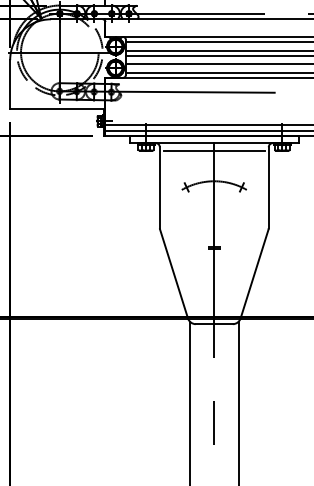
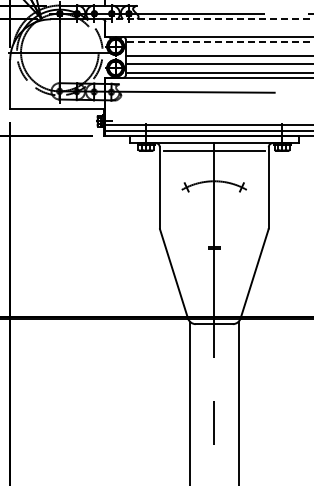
line: solid -> dashed (209, 19)
line: solid -> dashed (219, 42)
line: present -> none (217, 50)
